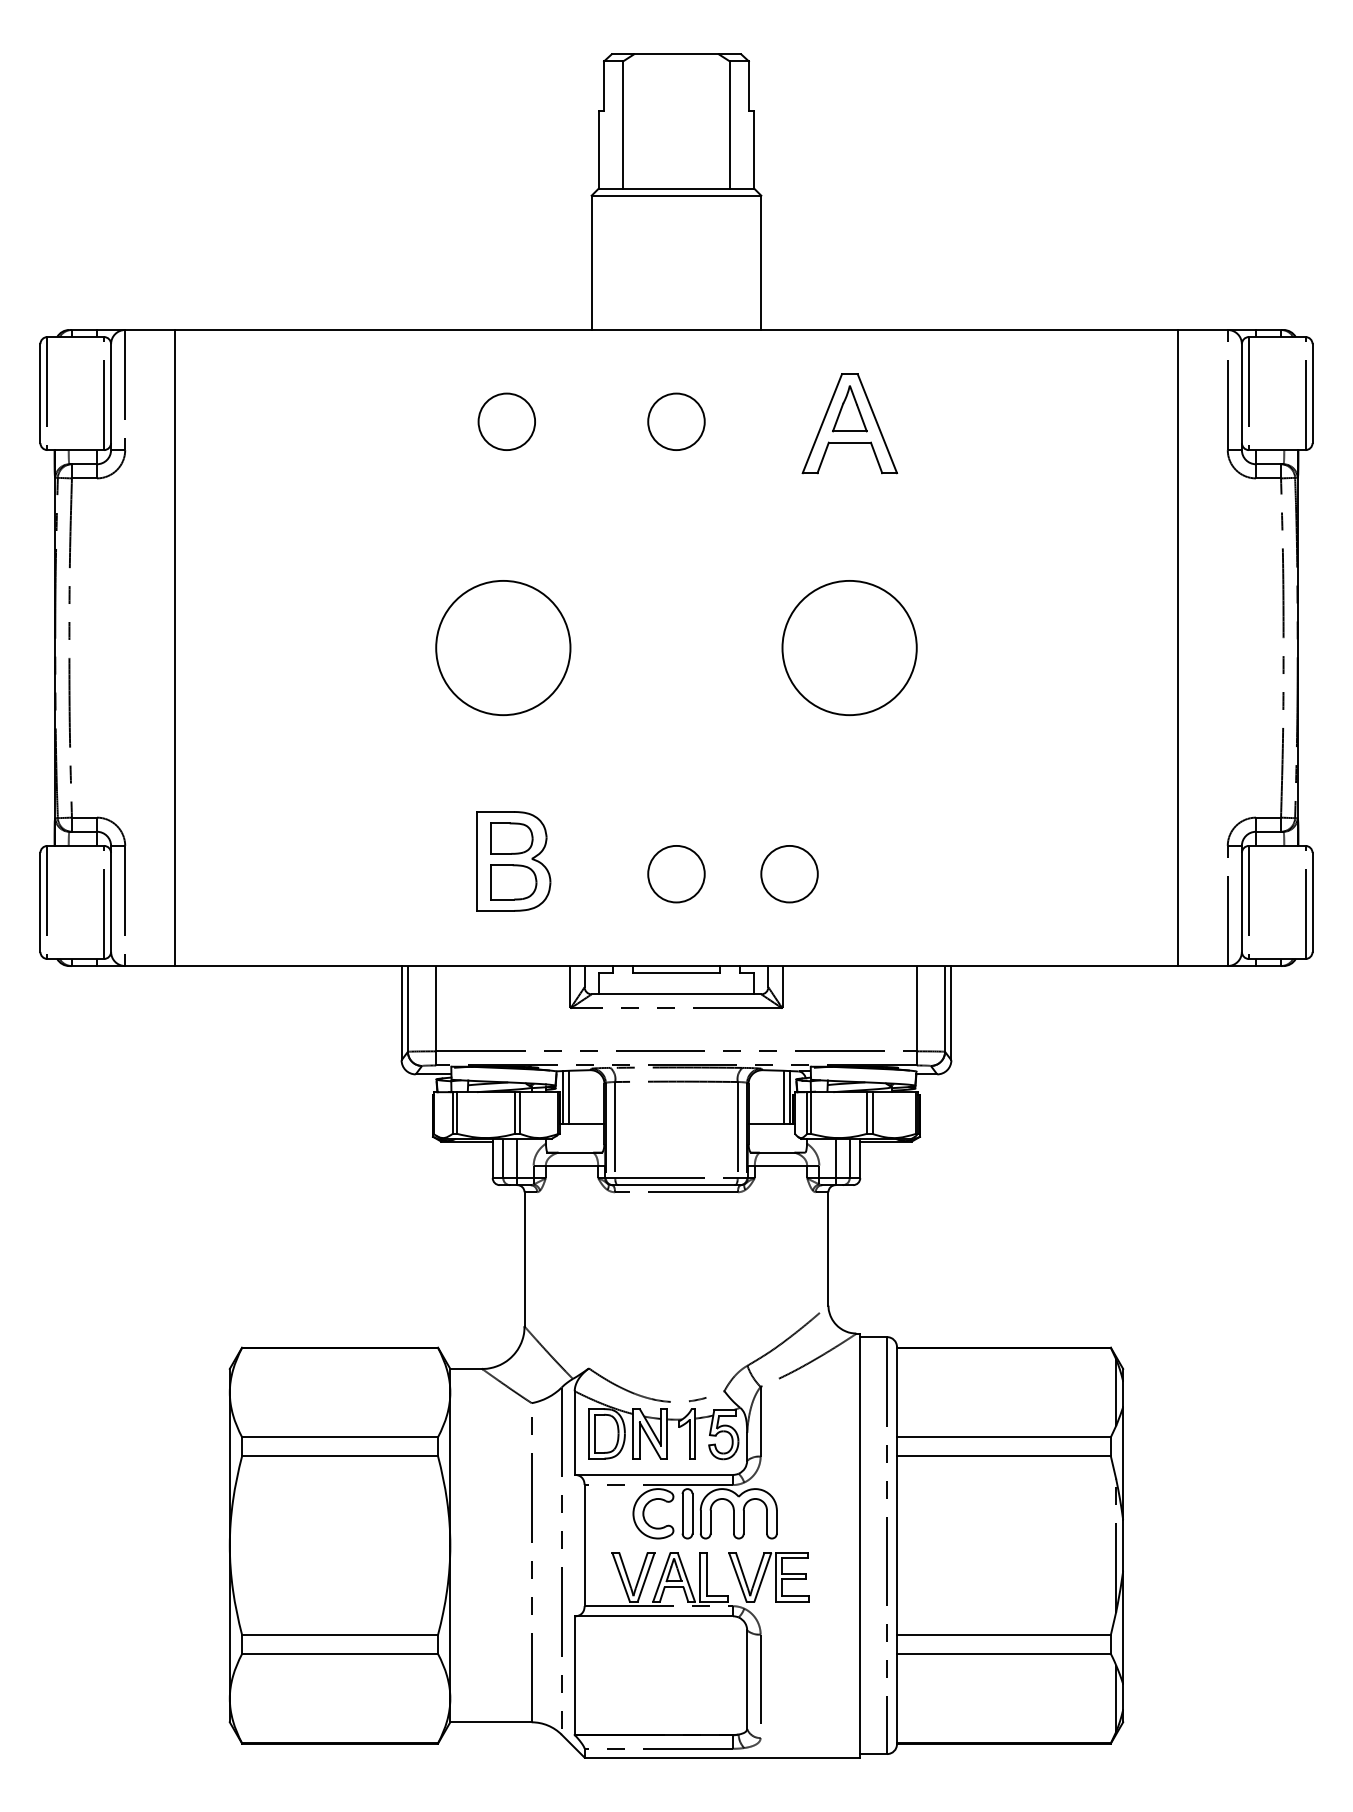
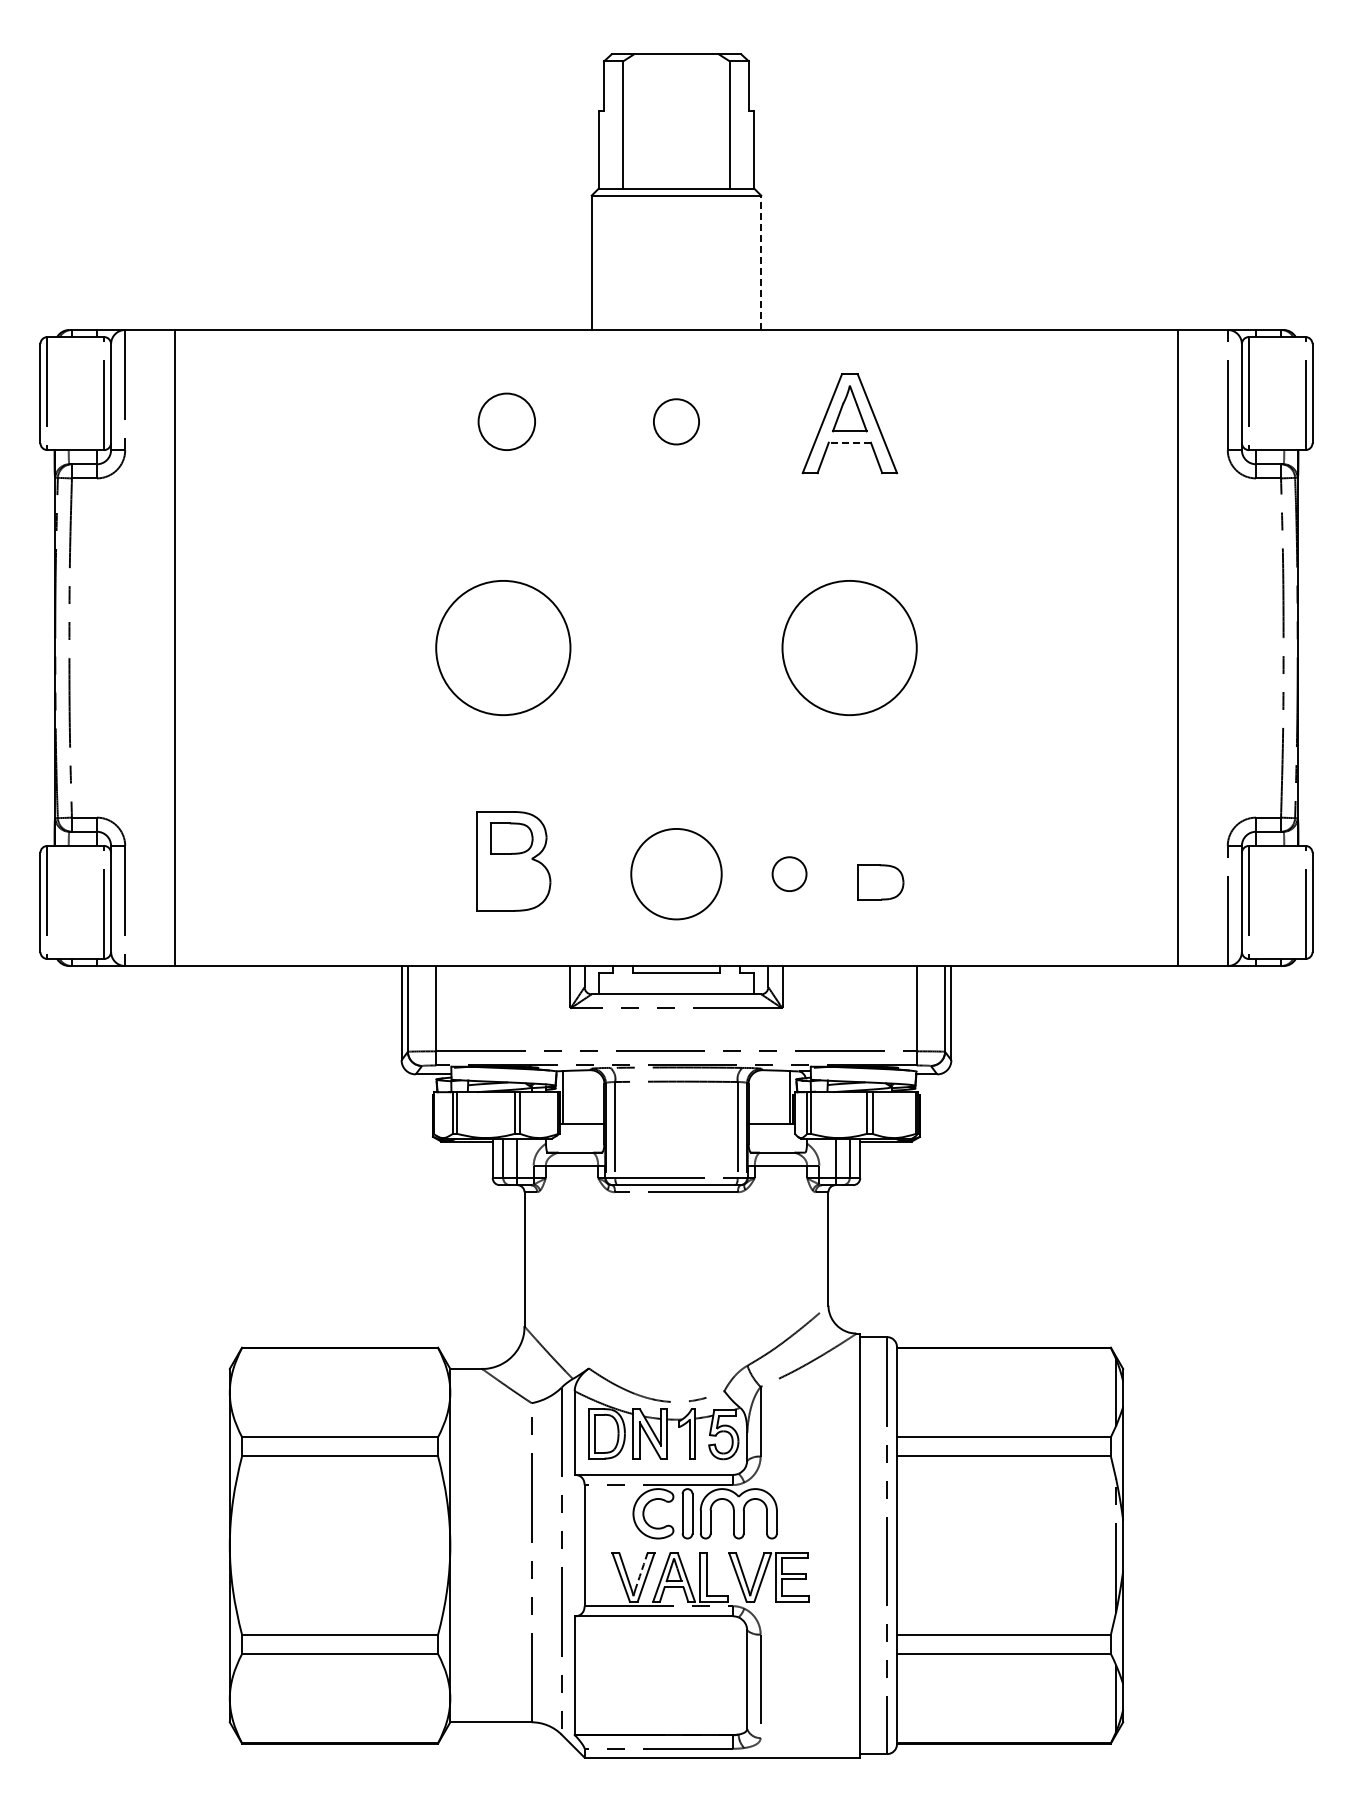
line: solid -> dashed (761, 262)
circle diameter: 57 px -> 45 px (676, 421)
line: solid -> dashed (849, 442)
circle diameter: 57 px -> 90 px (676, 873)
circle diameter: 57 px -> 34 px (789, 874)
part position: (513, 882) -> (880, 882) (880, 882)
line: present -> none (569, 1097)
line: present -> none (783, 1097)
line: solid -> dashed (641, 1570)
